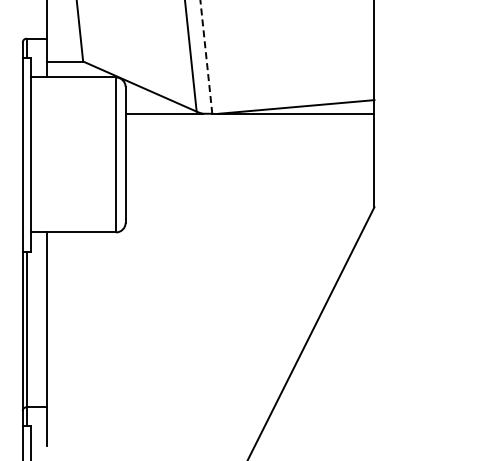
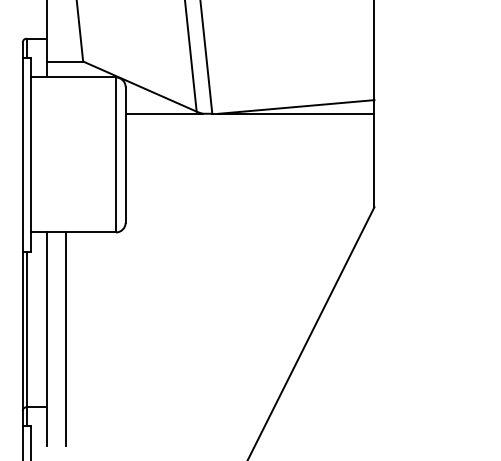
line: dashed -> solid (206, 57)
line: none -> present (66, 338)
